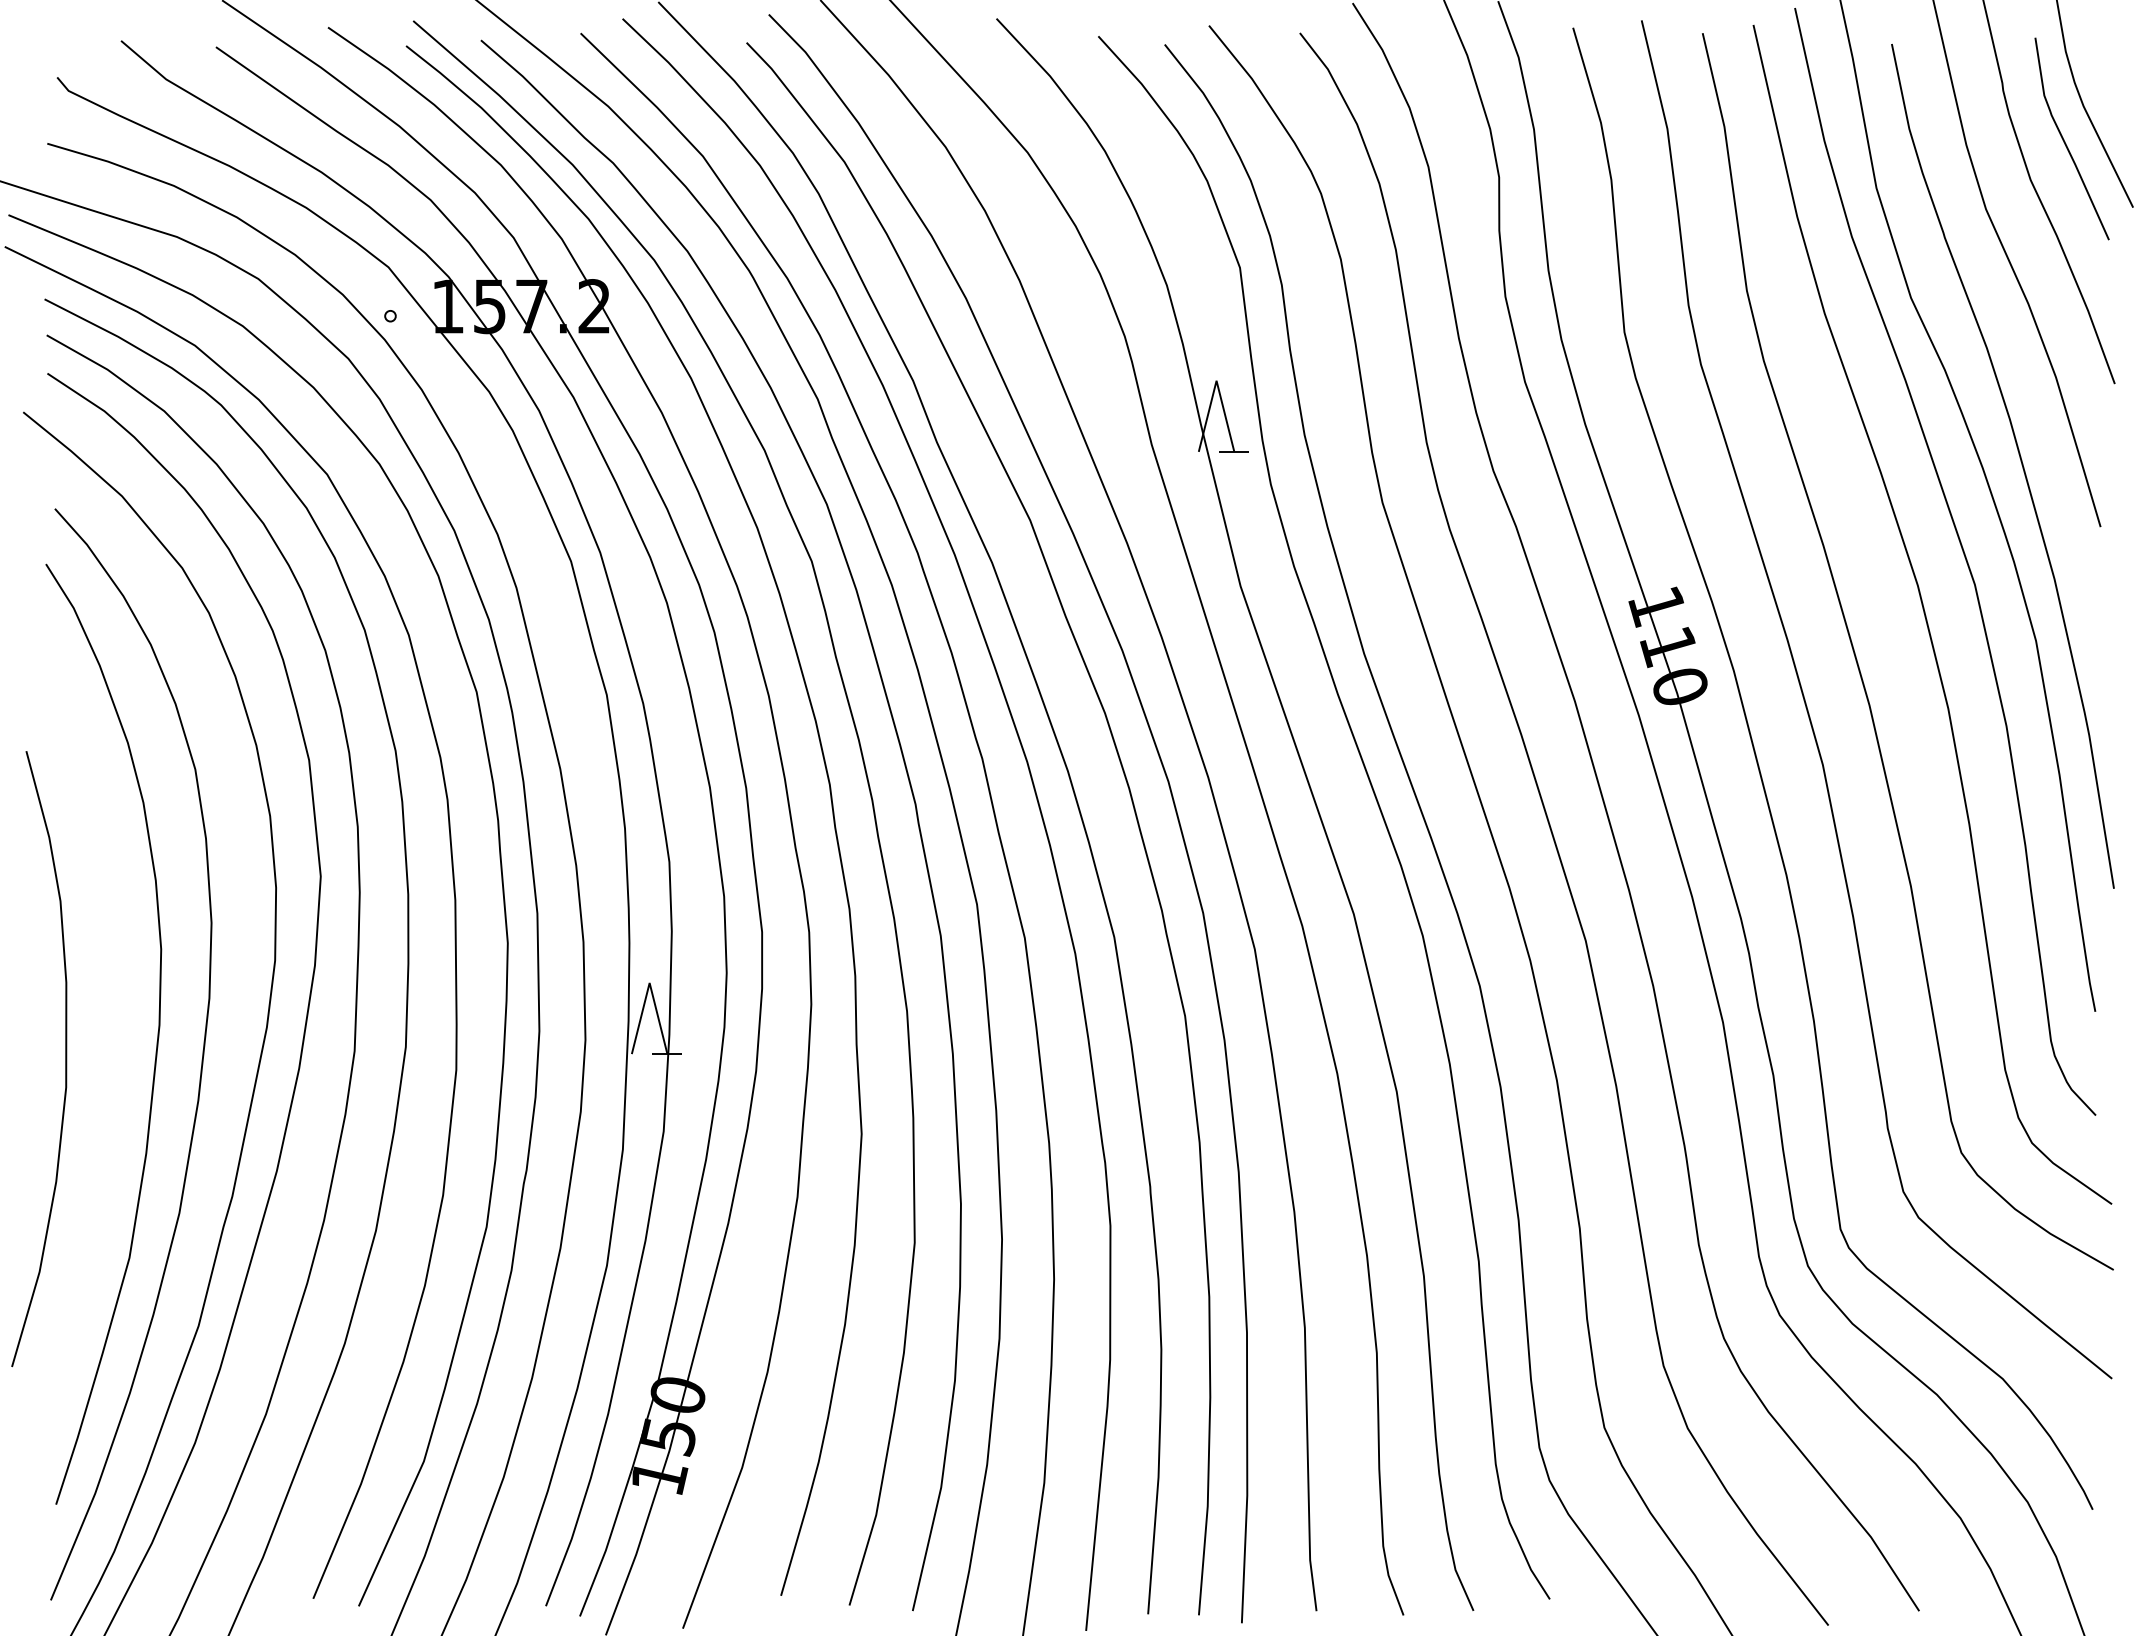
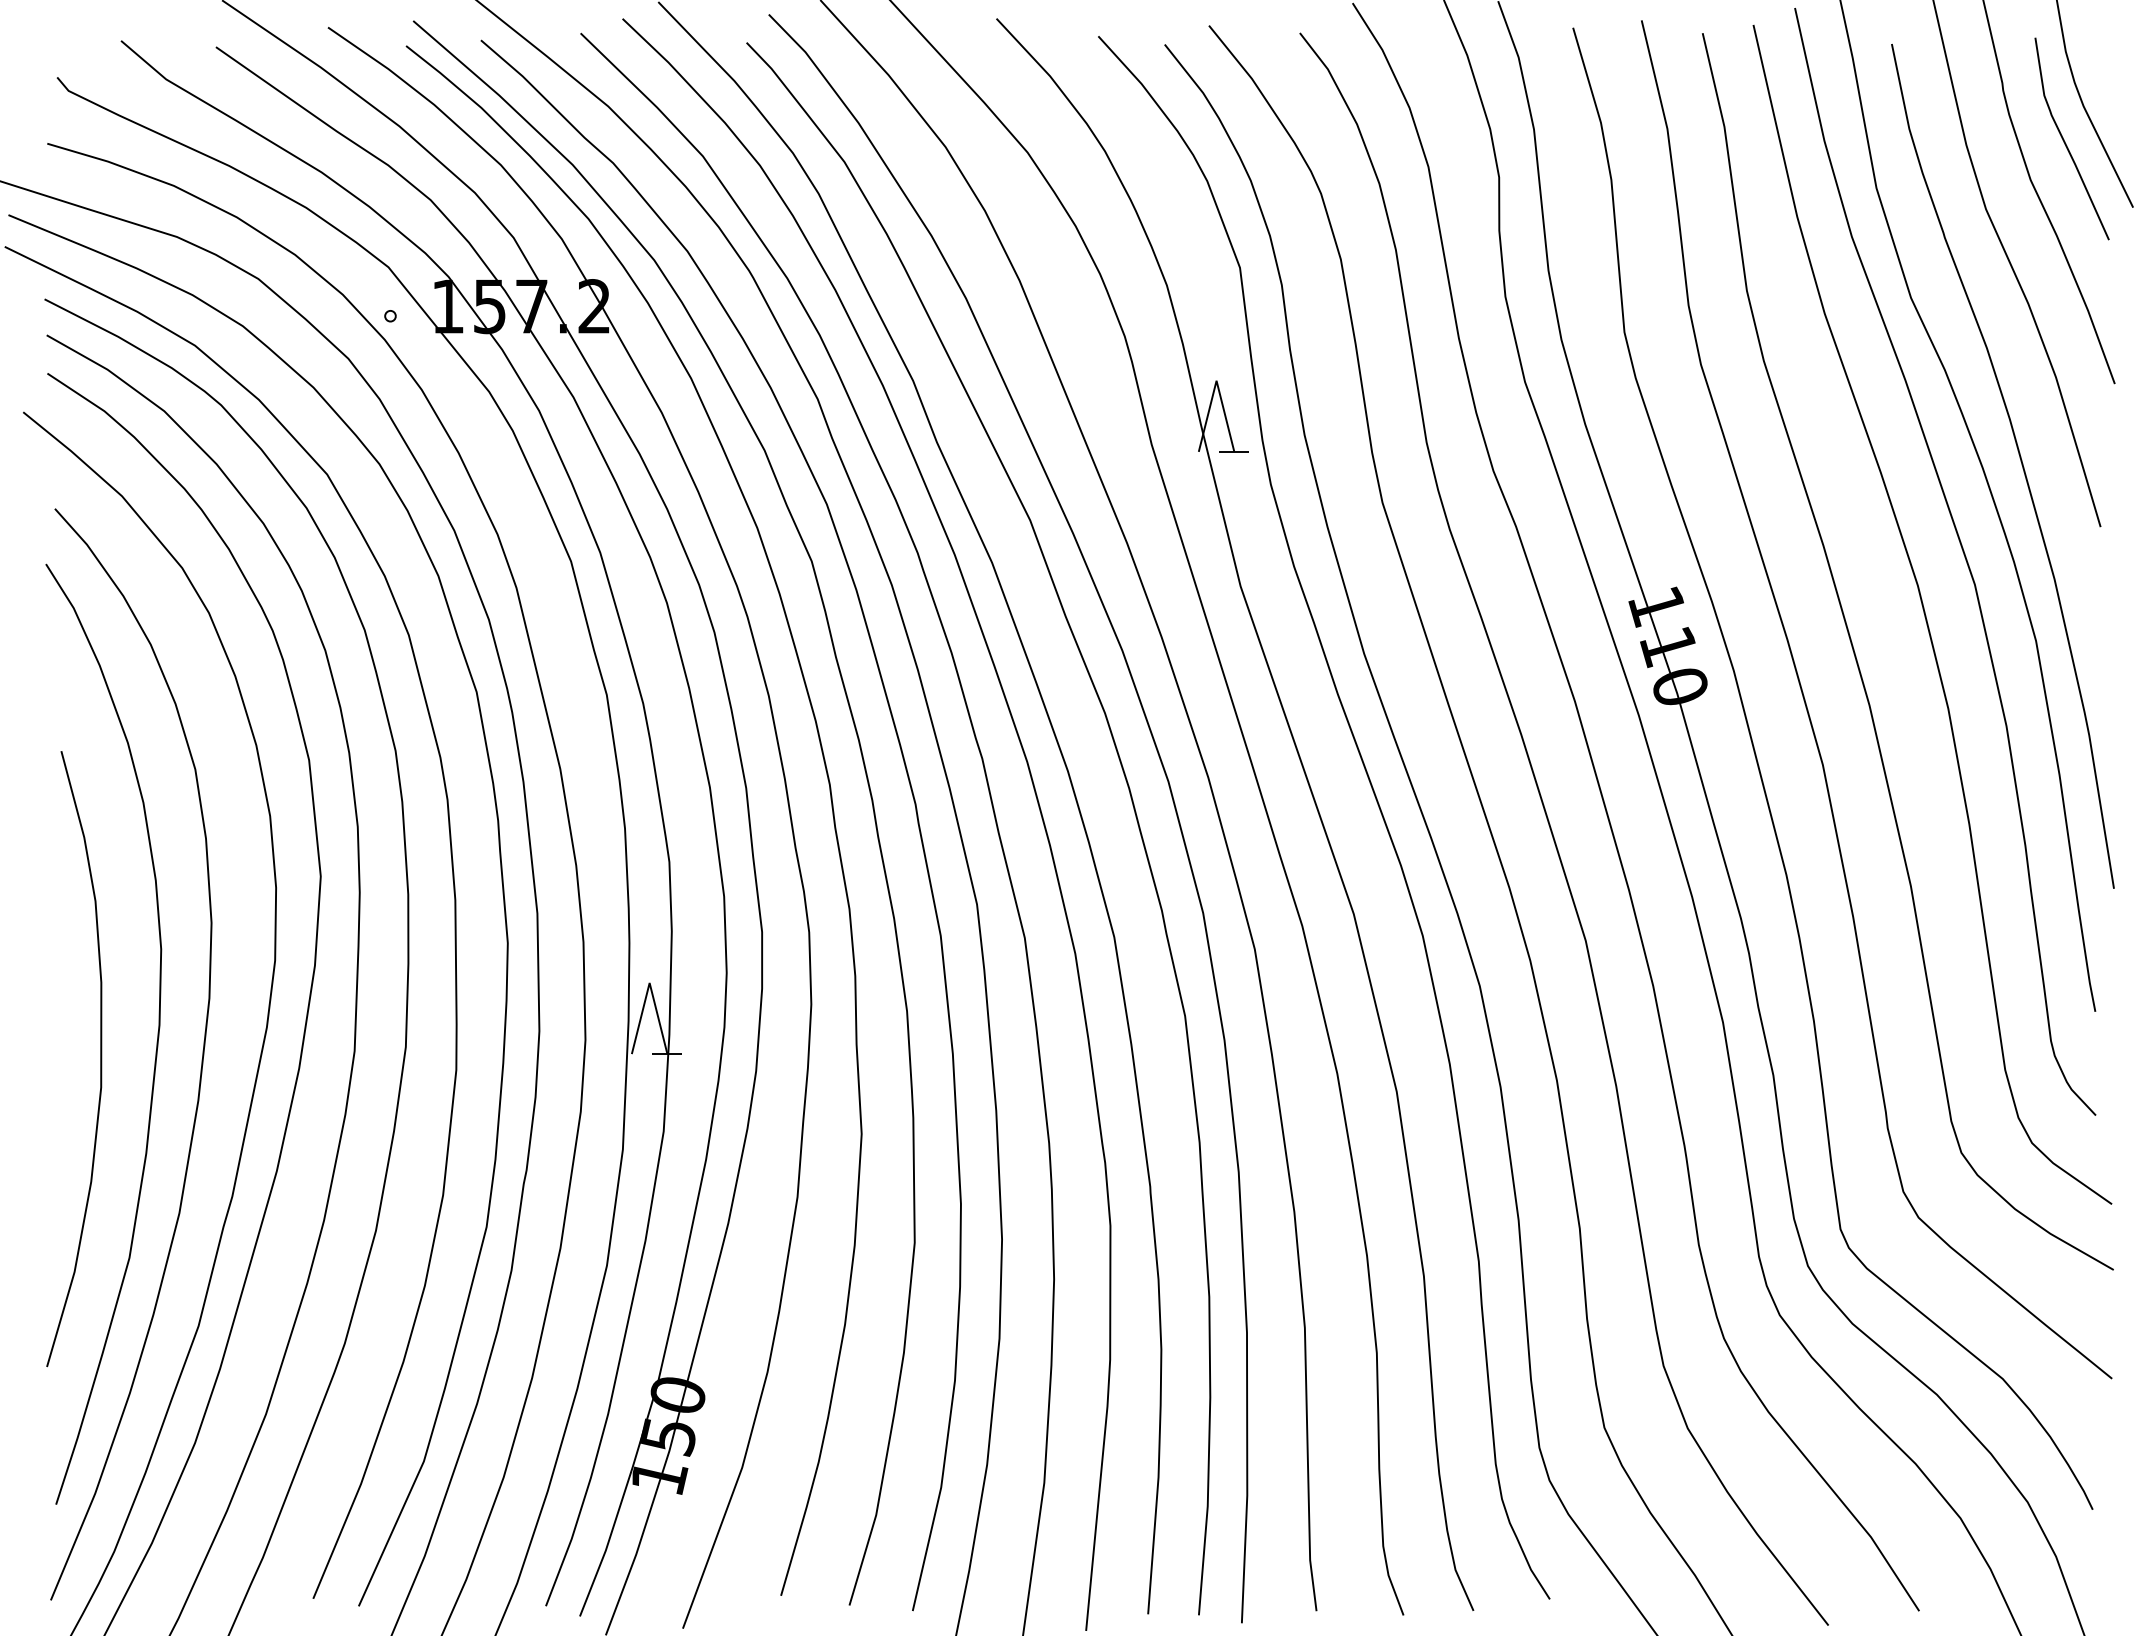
curve position: (65, 1059) -> (100, 1059) (100, 1059)
